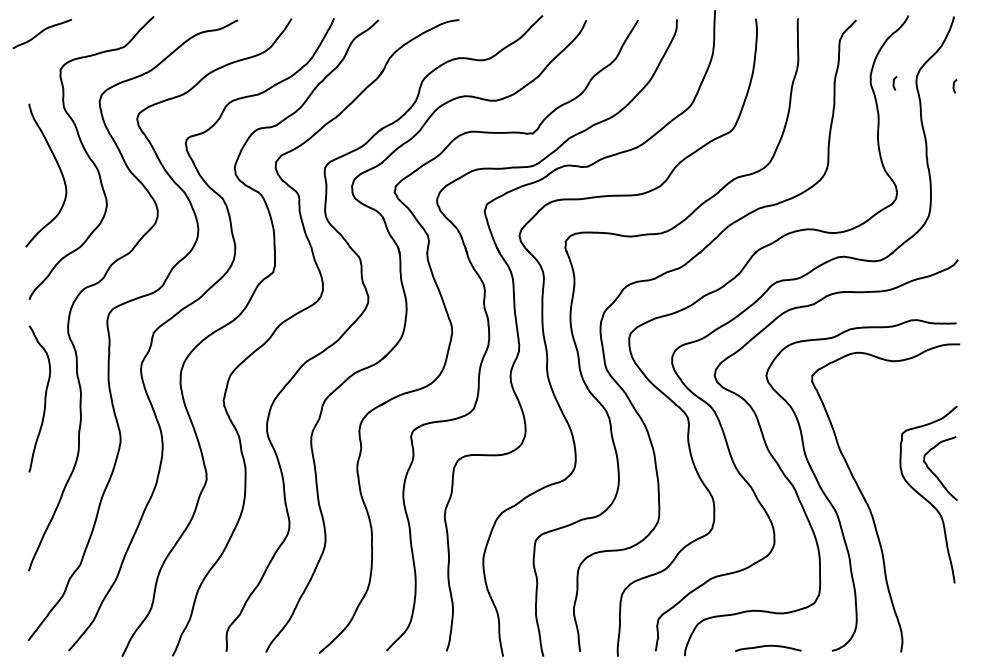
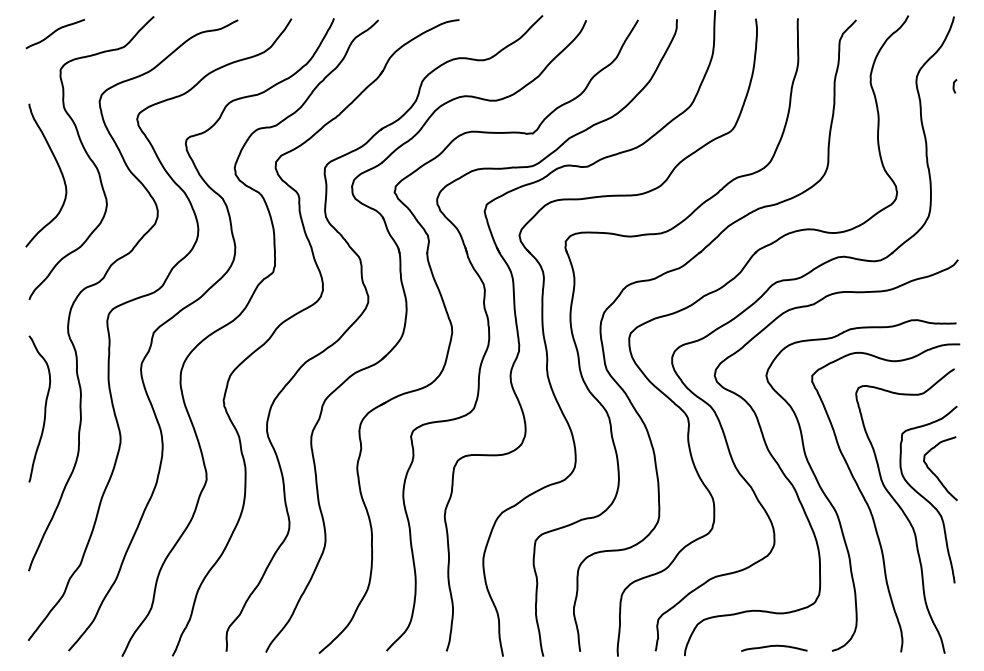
curve position: (41, 33) -> (54, 33) (54, 33)
curve: present -> none (894, 83)
curve position: (44, 398) -> (44, 408) (44, 408)
curve: none -> present (903, 510)
curve position: (768, 646) -> (774, 646) (774, 646)
